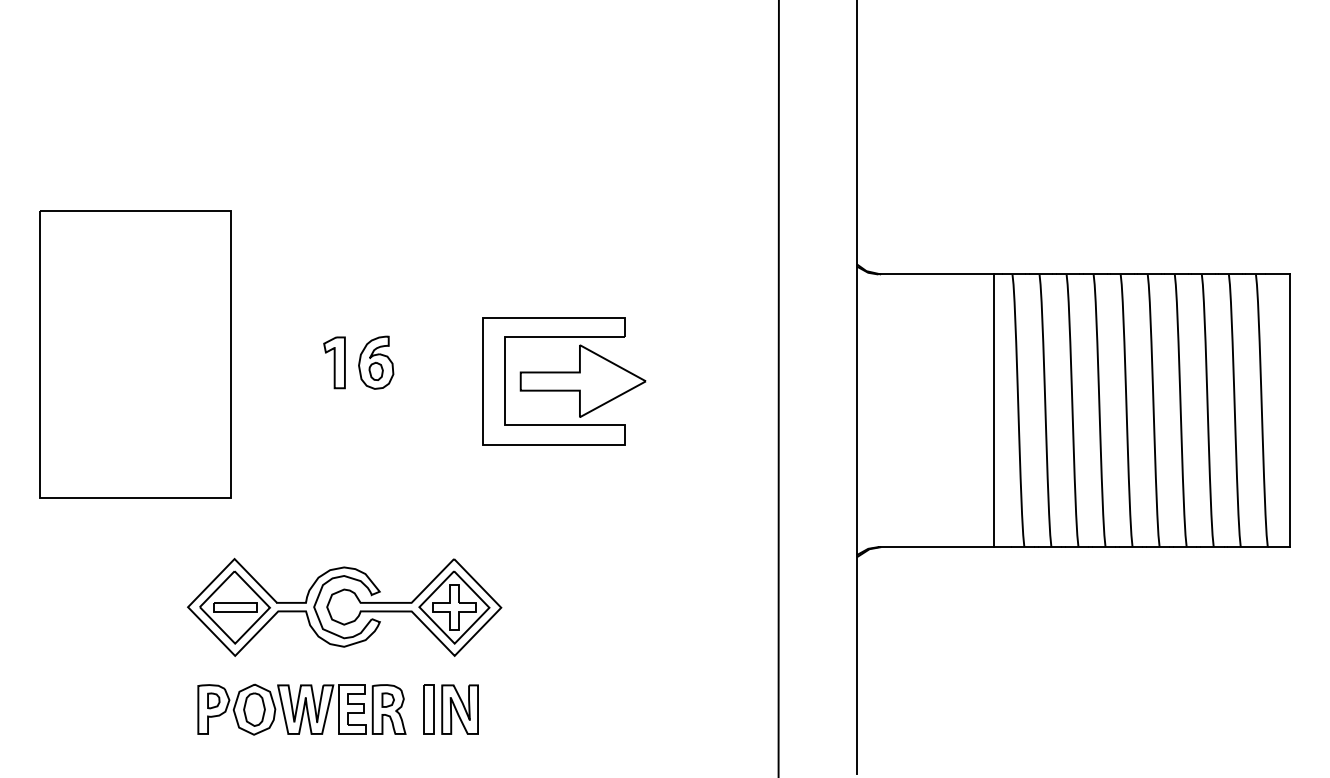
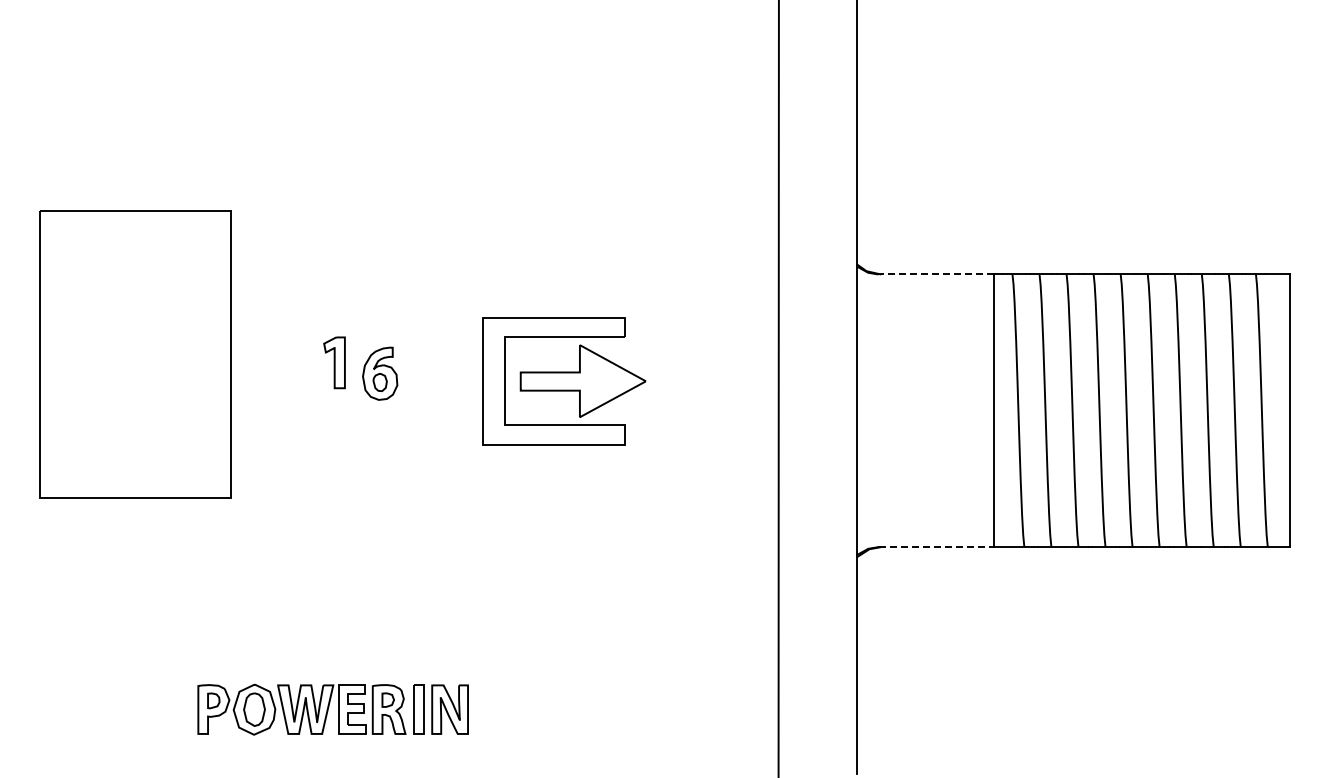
line: solid -> dashed (935, 274)
part position: (376, 362) -> (380, 373) (380, 373)
line: solid -> dashed (936, 547)
part: present -> none (344, 606)
part position: (450, 709) -> (440, 709) (440, 709)
